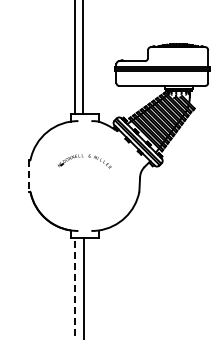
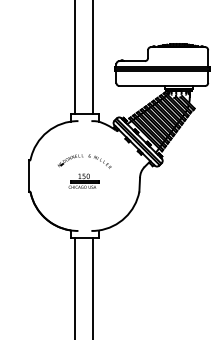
line position: (83, 57) -> (93, 57) (93, 57)
line: dashed -> solid (29, 176)
part: none -> present (83, 180)
line position: (84, 287) -> (93, 287) (93, 287)
line: dashed -> solid (74, 288)
